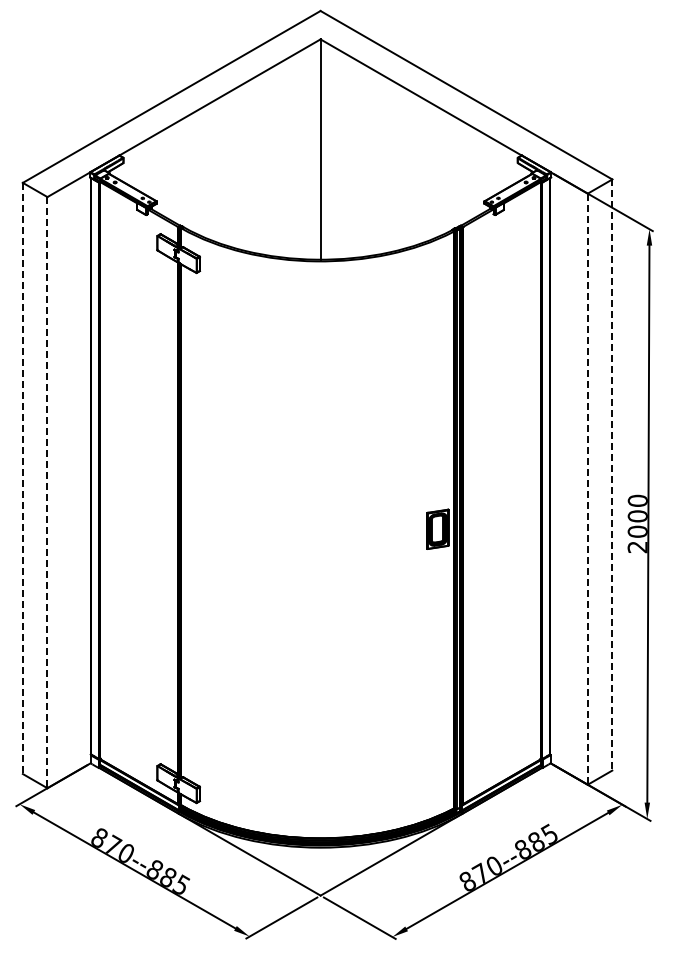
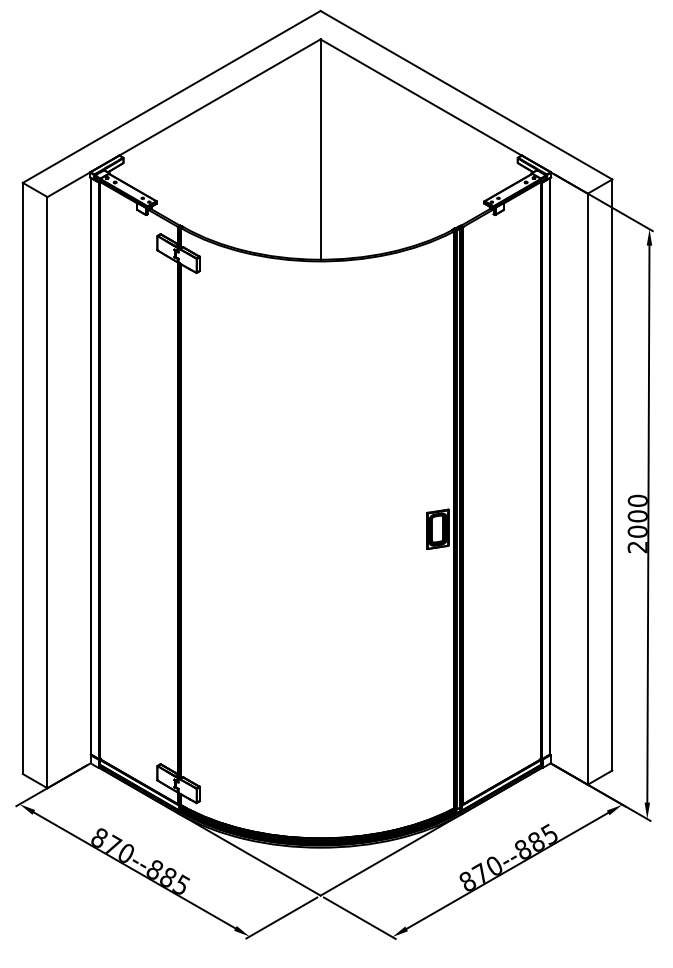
line: dashed -> solid (612, 475)
line: dashed -> solid (22, 478)
line: dashed -> solid (587, 489)
line: dashed -> solid (47, 492)
